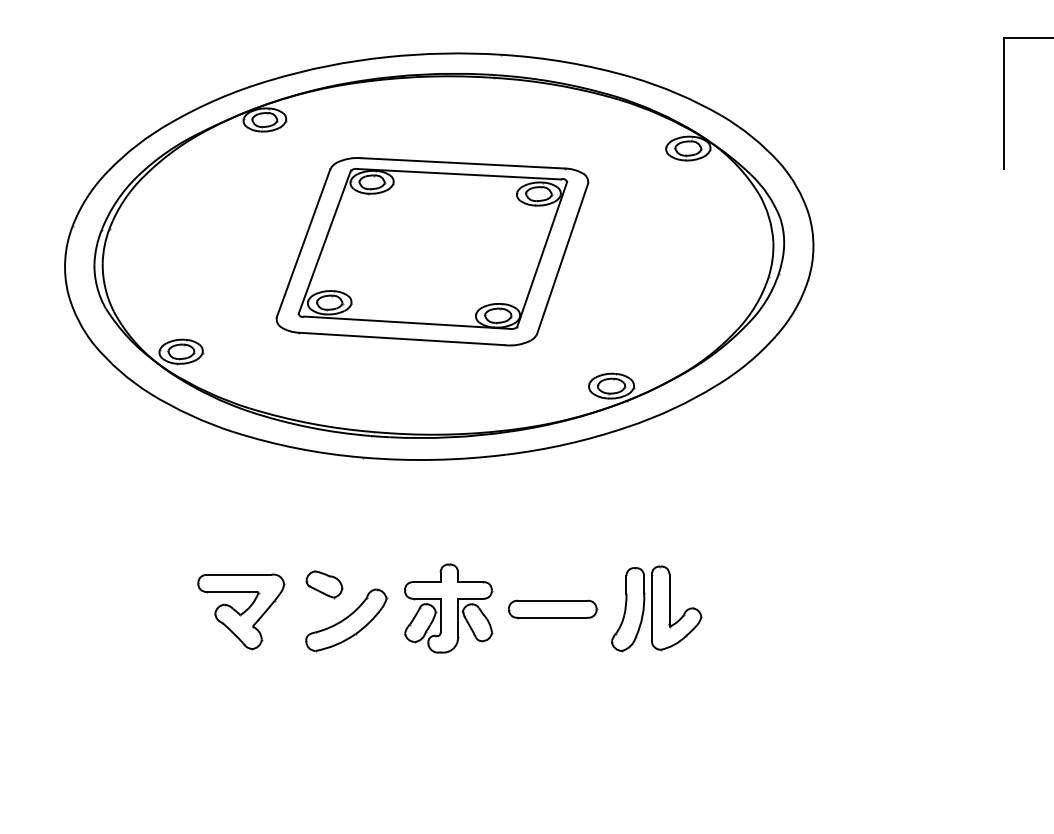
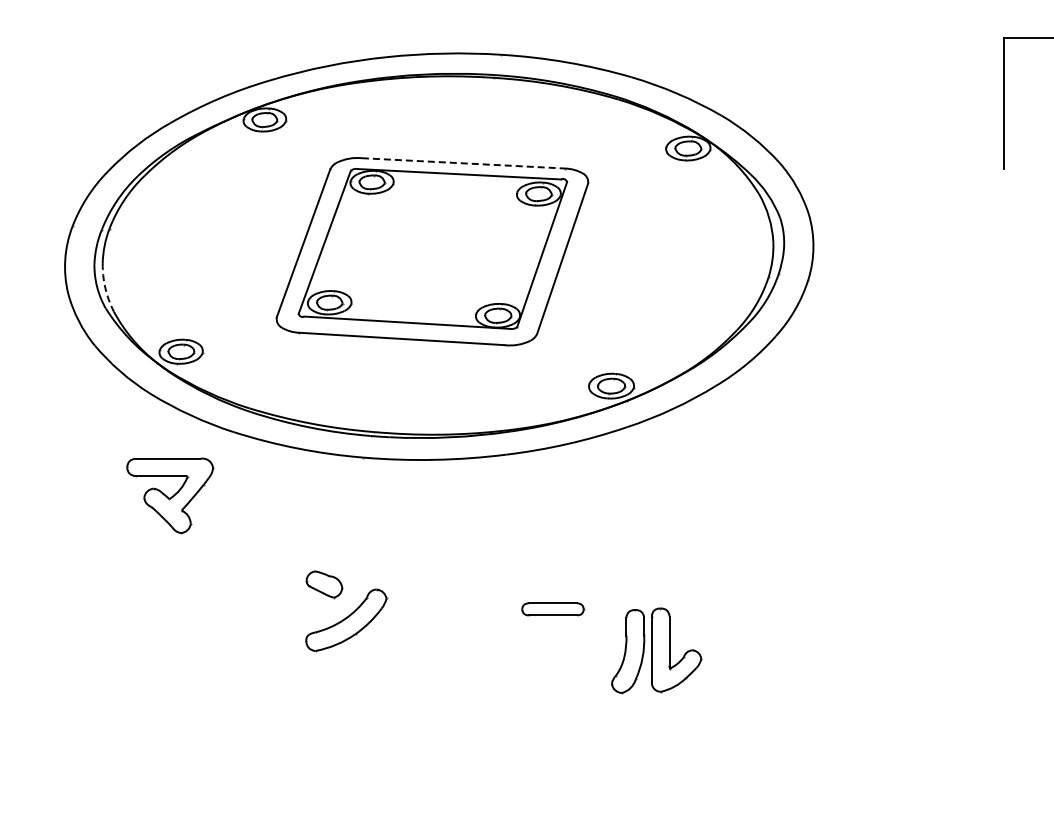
line: solid -> dashed (463, 163)
arc: solid -> dashed (105, 288)
part: present -> none (448, 608)
part position: (656, 608) -> (656, 650) (656, 650)
part size: 91x21 px -> 65x15 px (553, 609)
part position: (241, 611) -> (170, 495) (170, 495)
